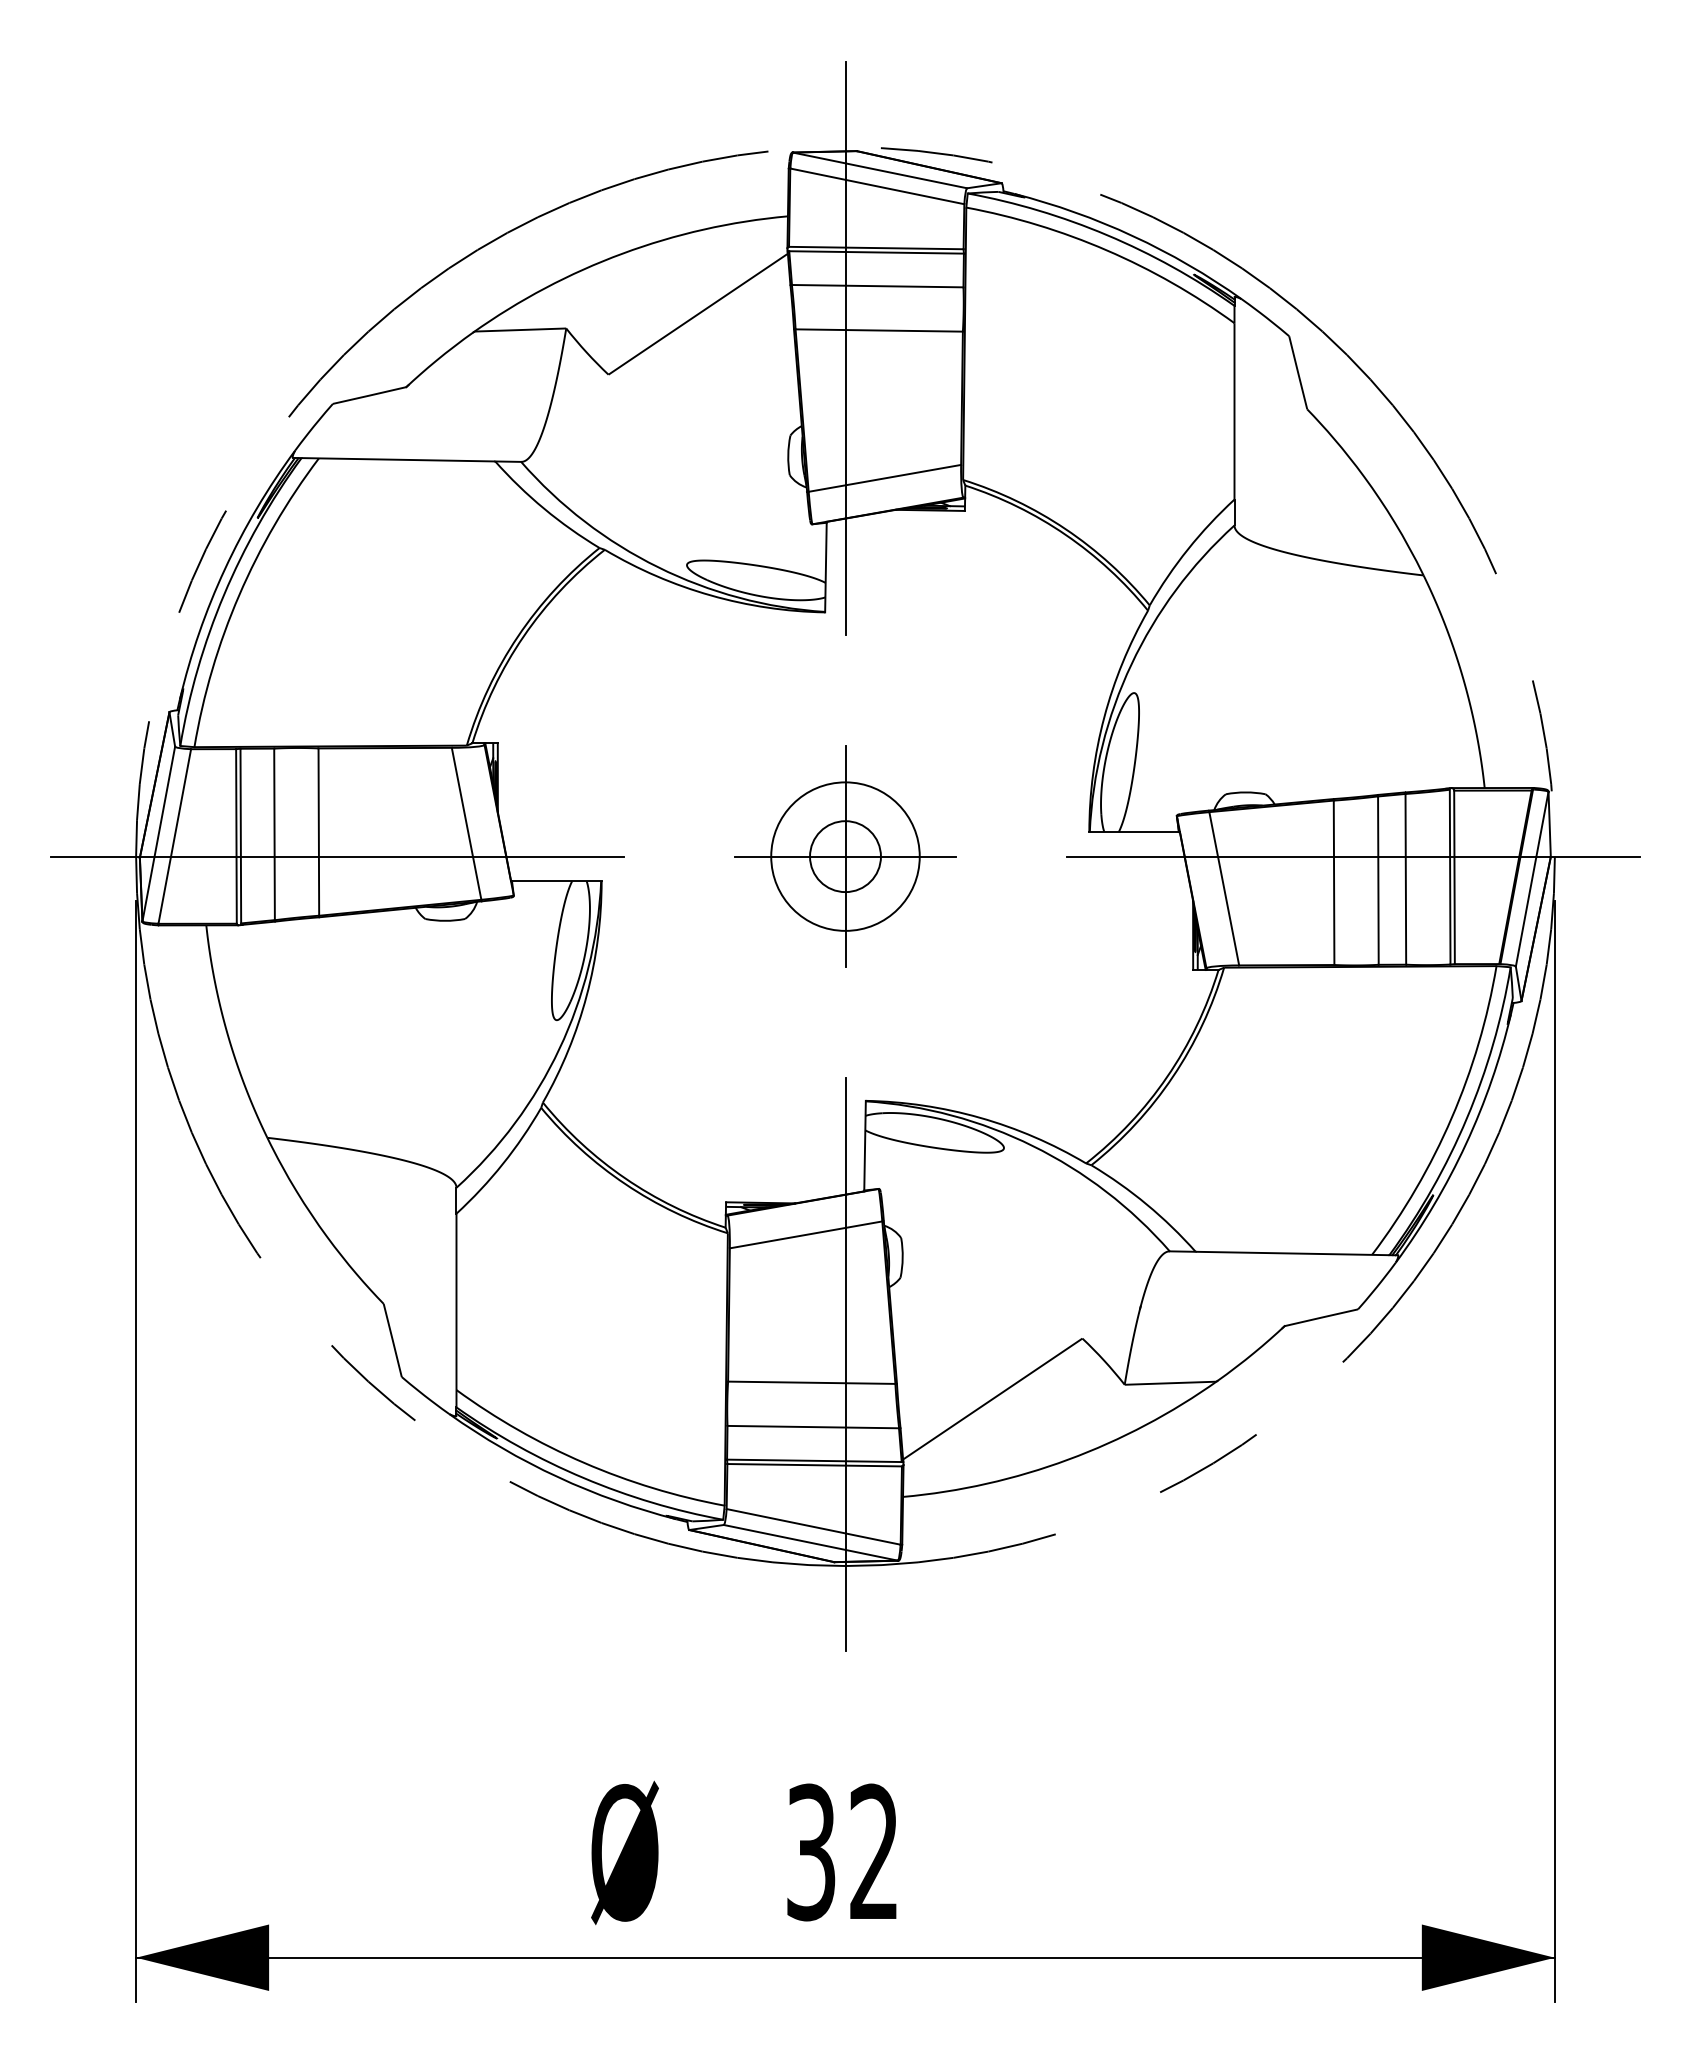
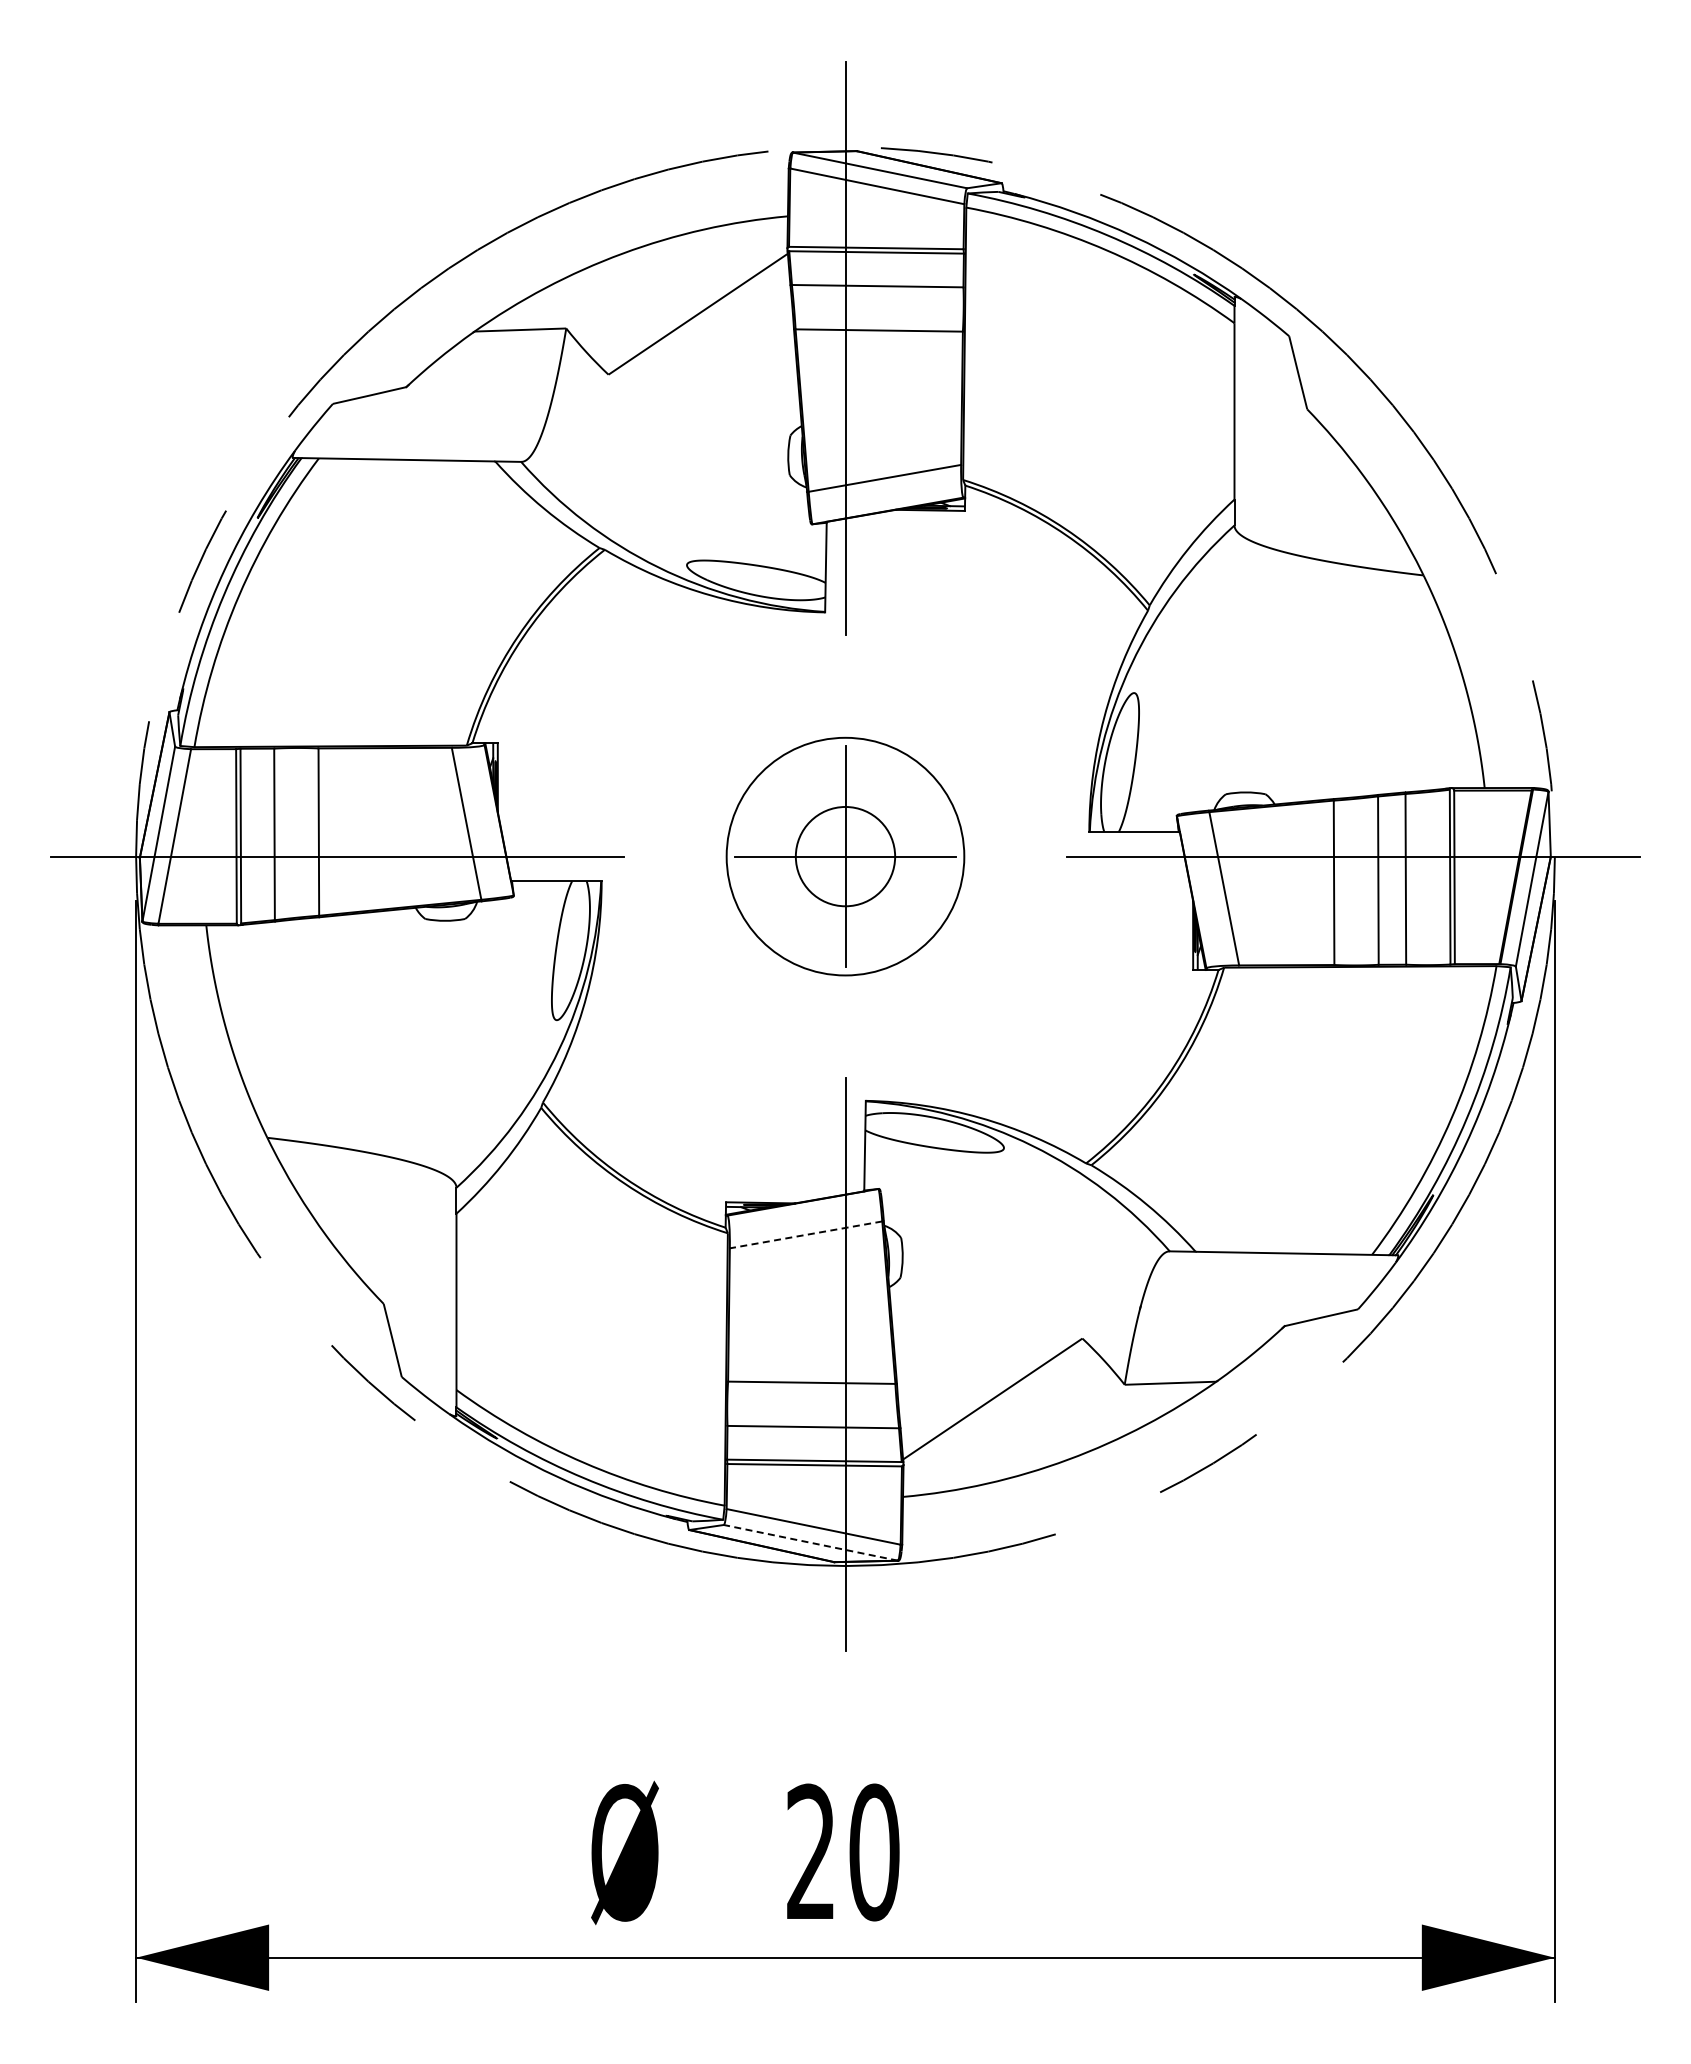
circle diameter: 149 px -> 238 px (845, 856)
circle diameter: 71 px -> 99 px (845, 856)
line: solid -> dashed (805, 1234)
line: solid -> dashed (810, 1542)
text: 32 -> 20 (843, 1852)
